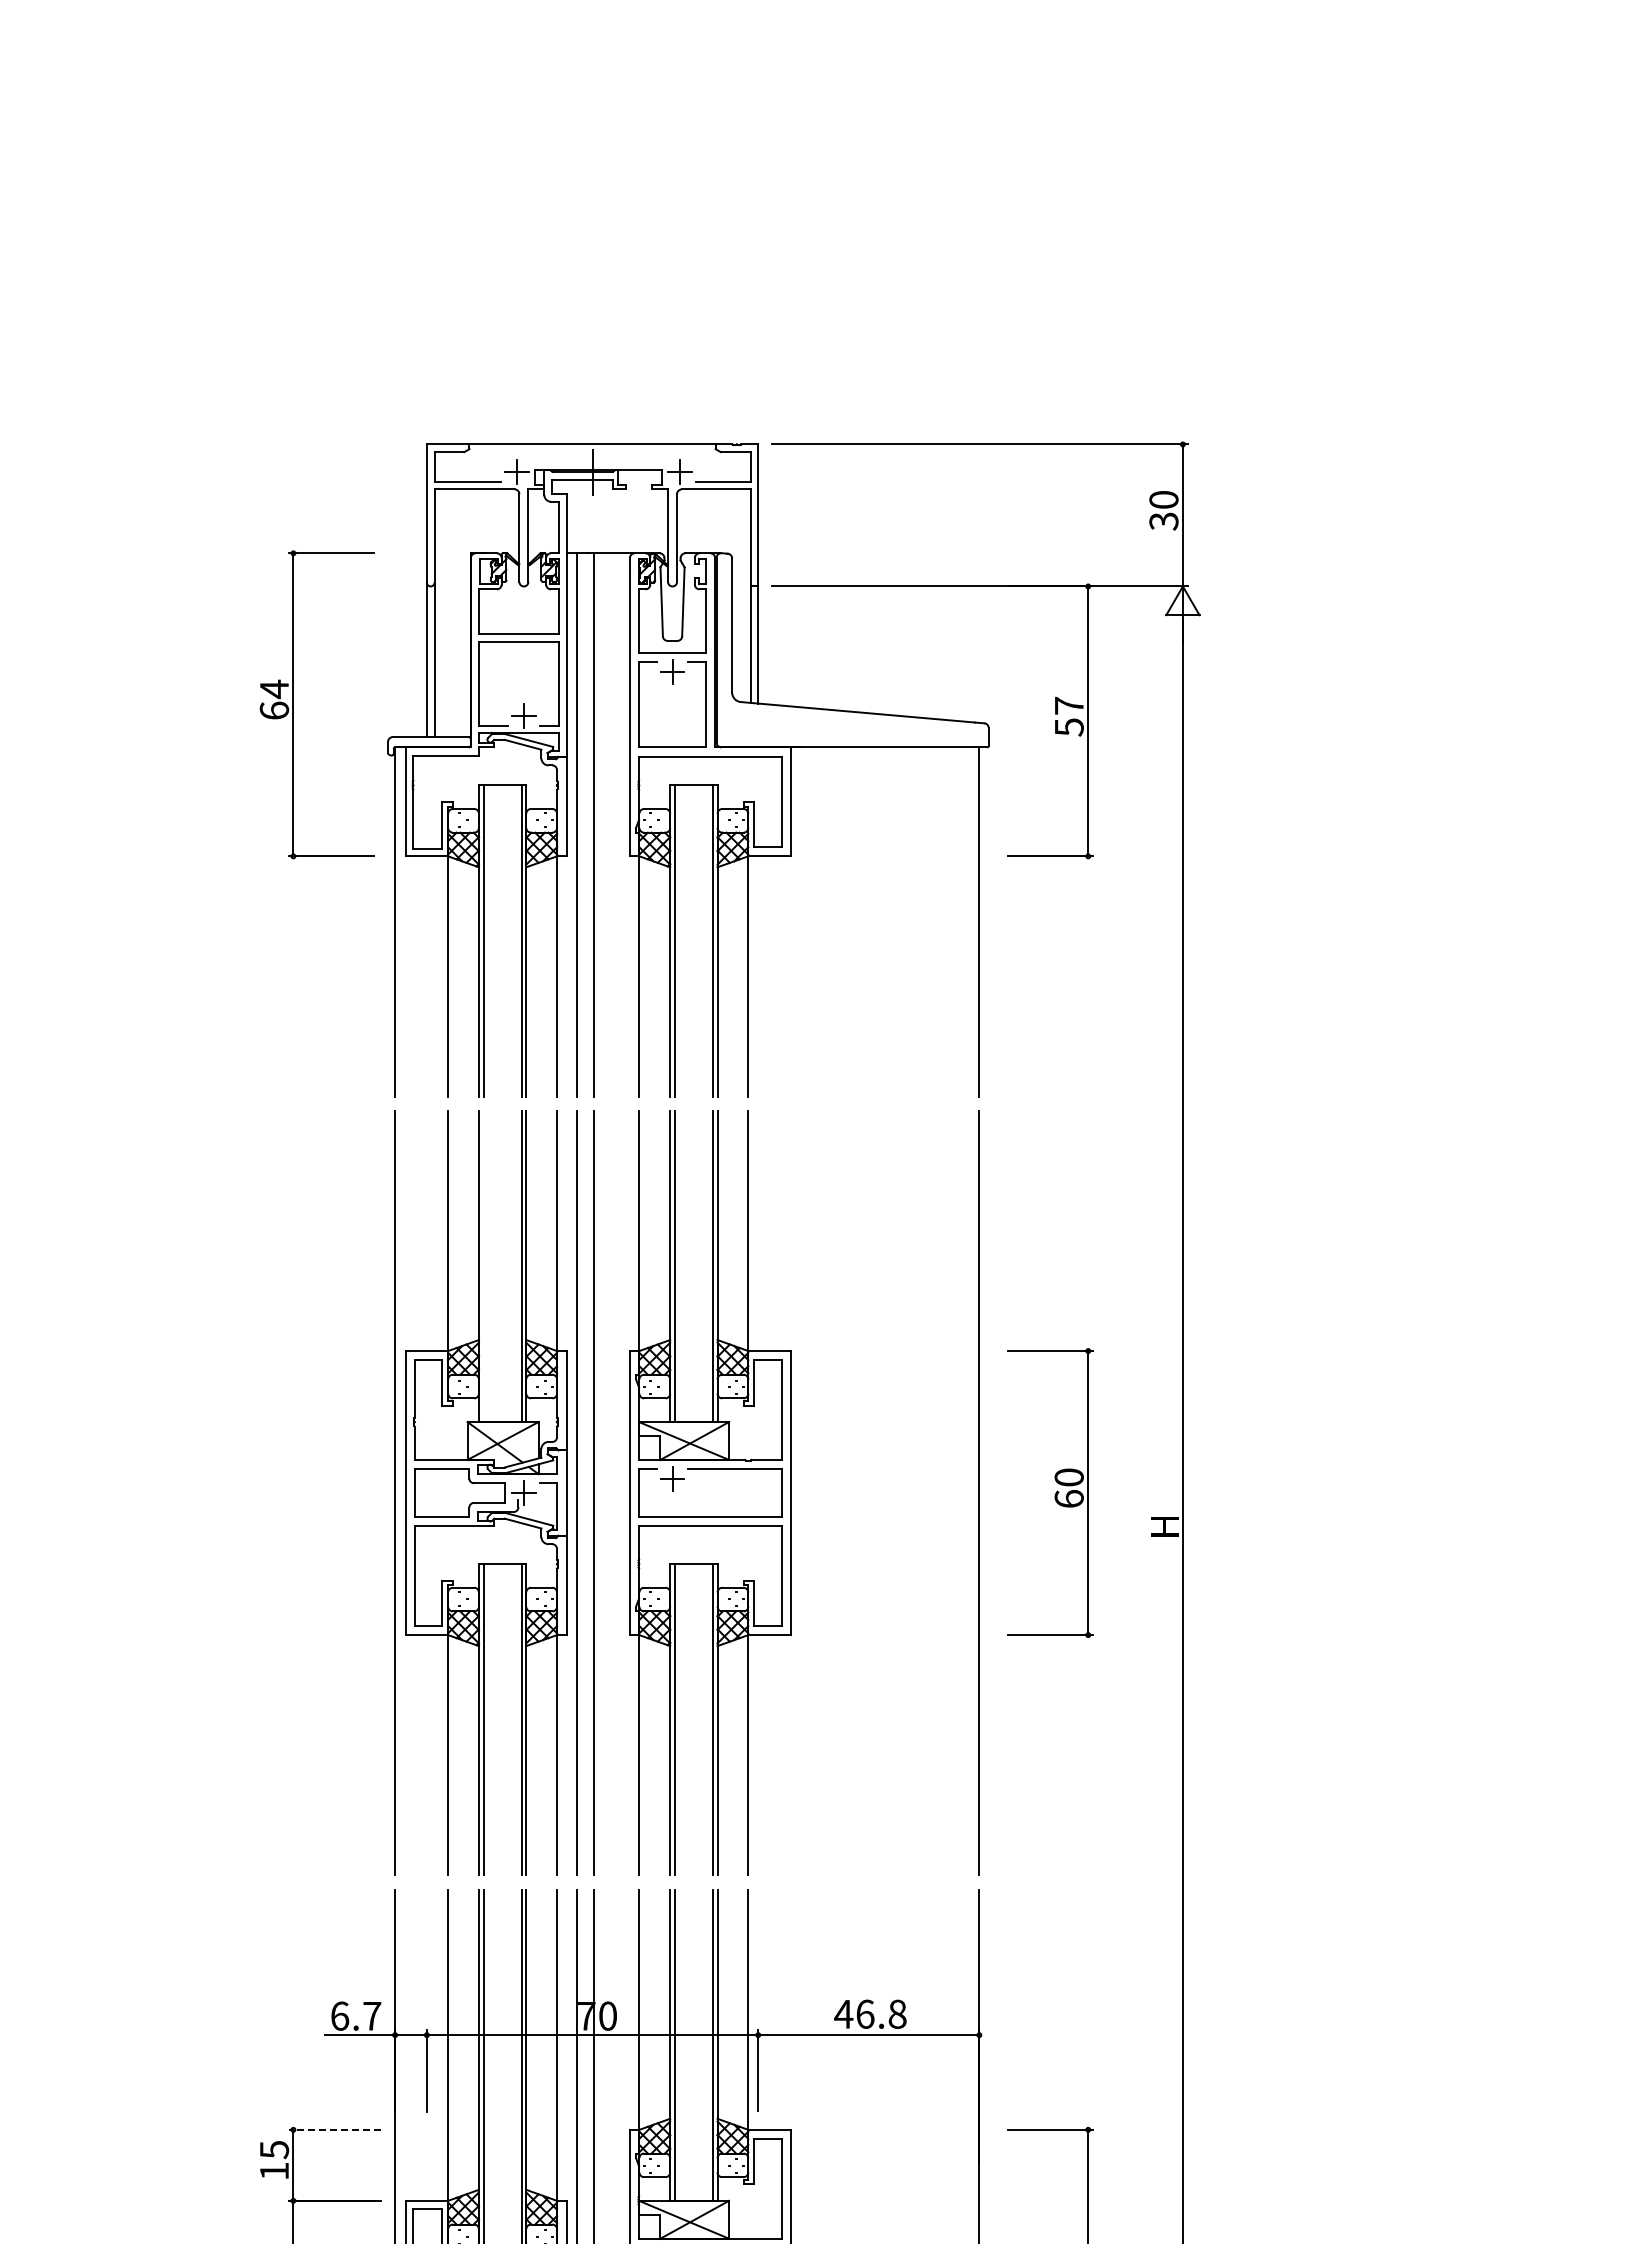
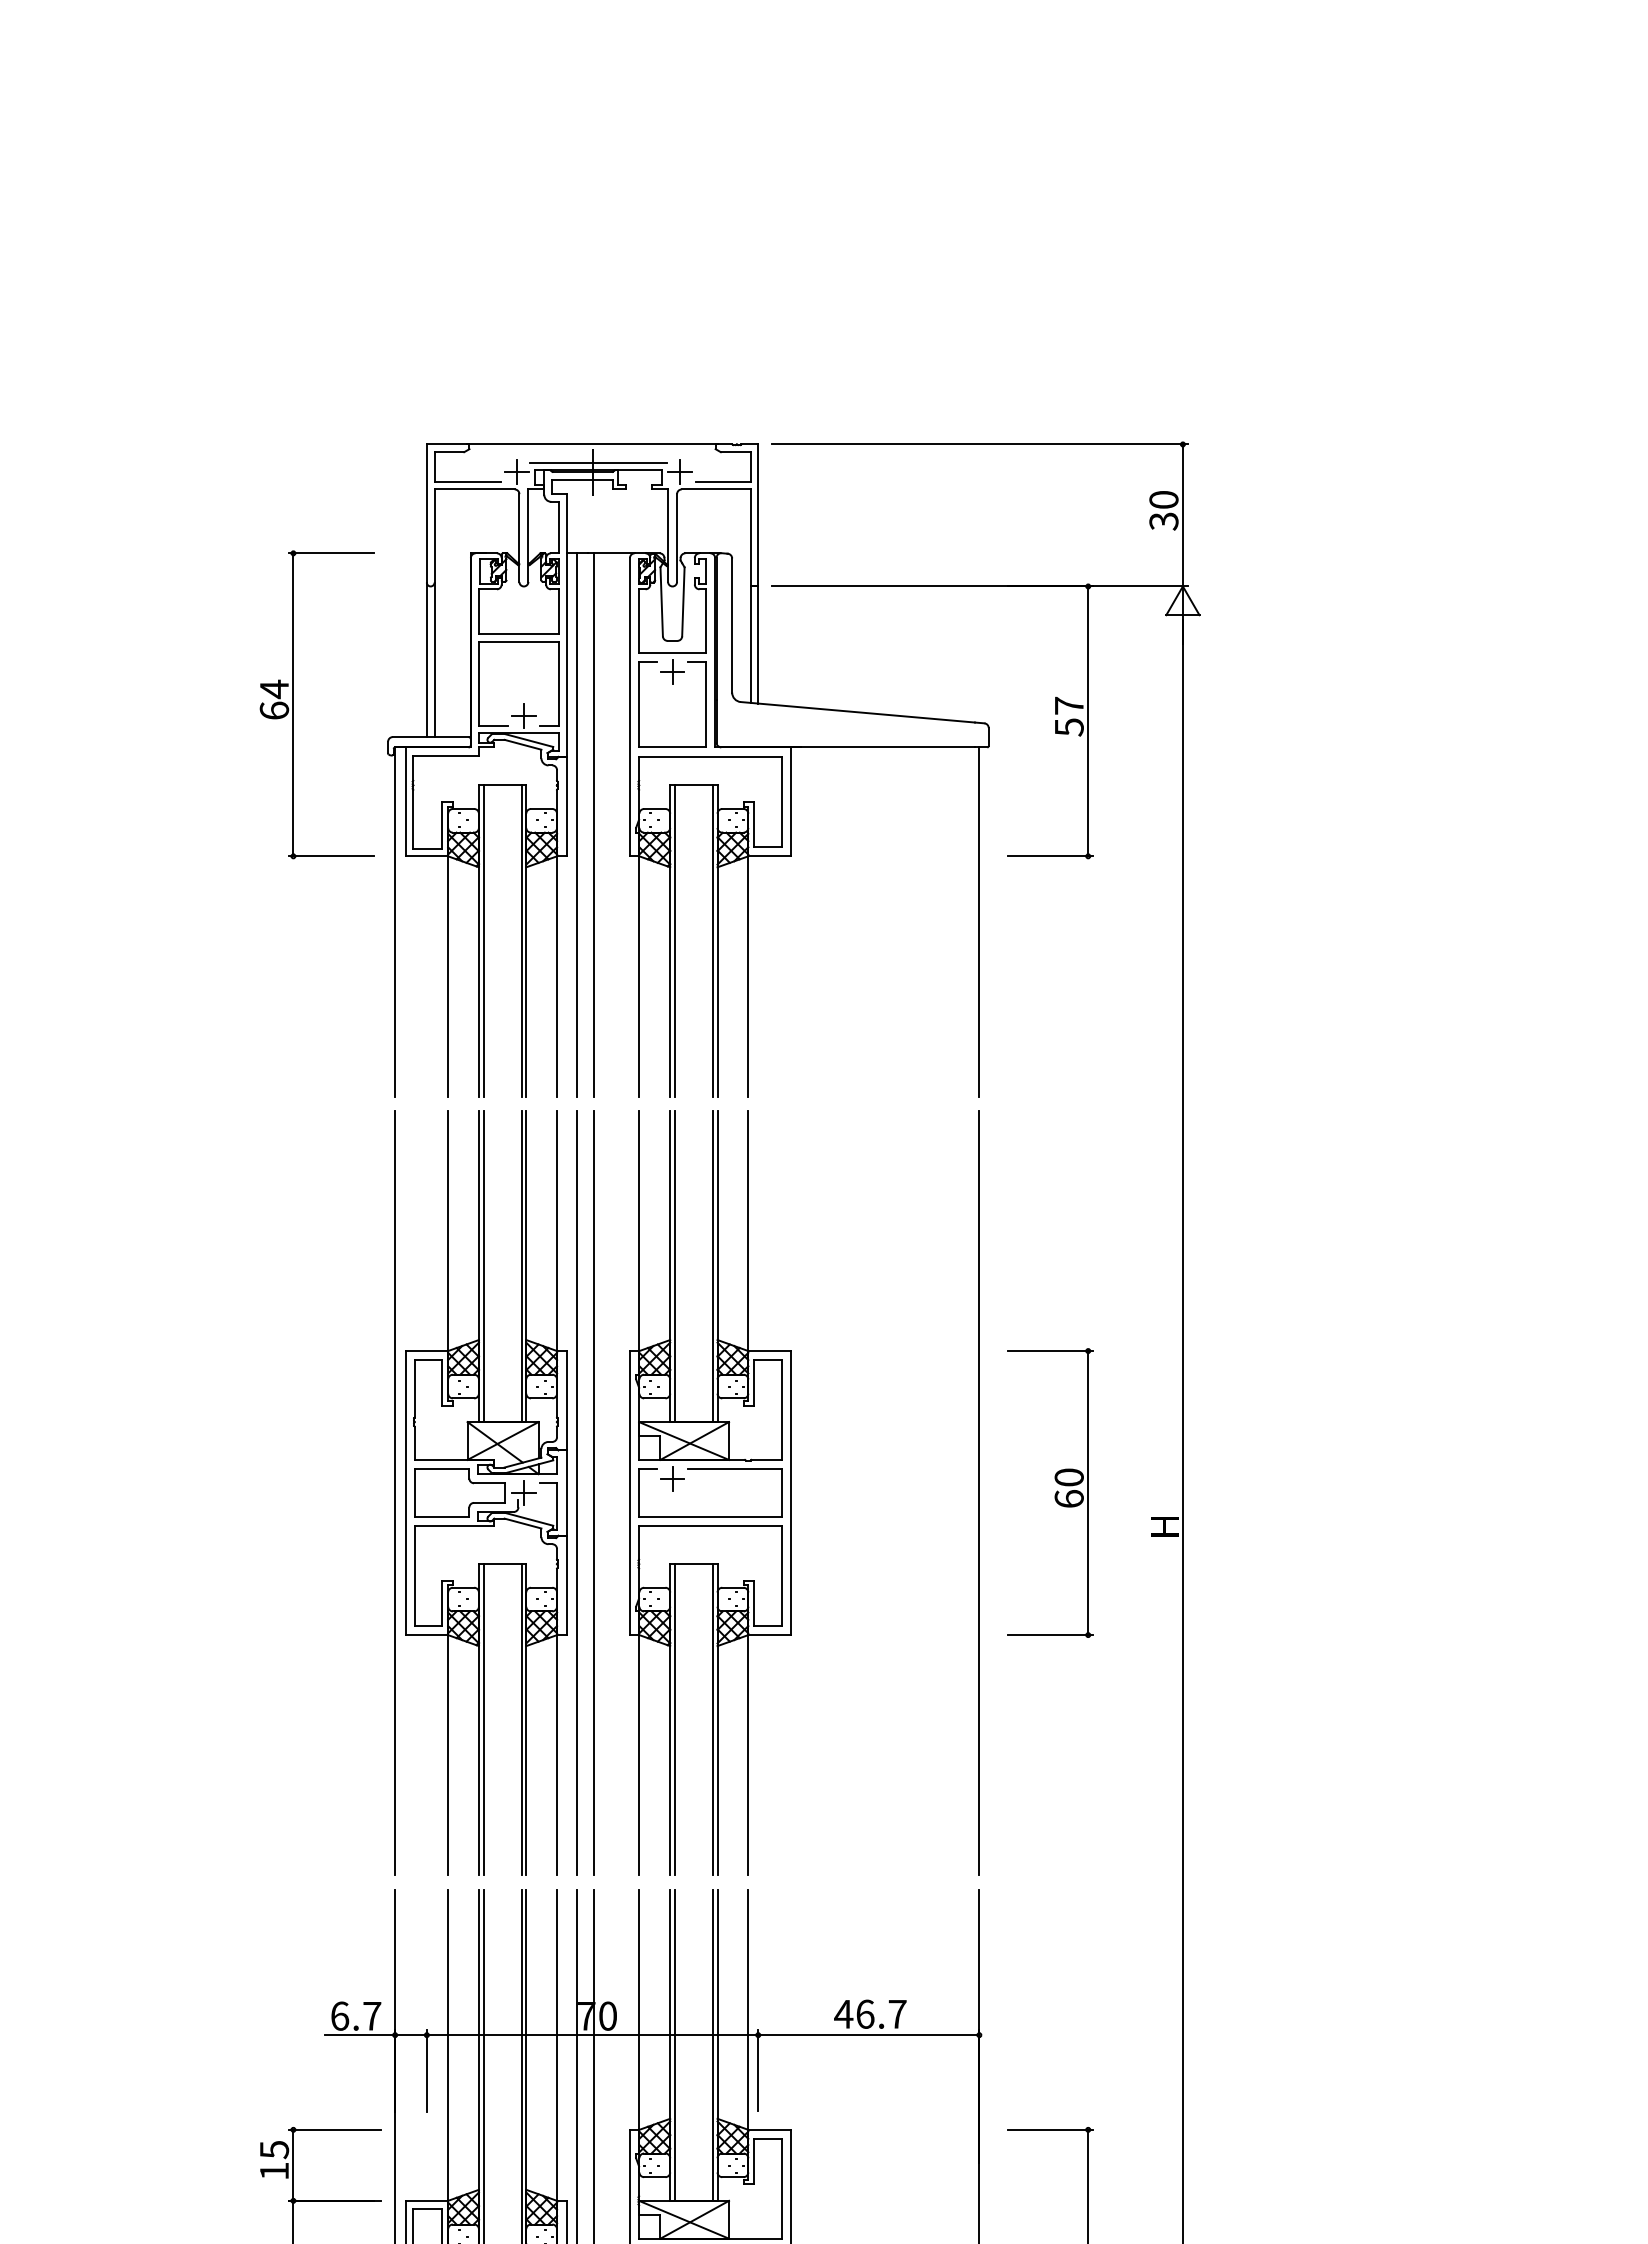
line: none -> present (597, 462)
line: none -> present (483, 1266)
text: 46.8 -> 46.7 (897, 2013)
line: dashed -> solid (334, 2129)
